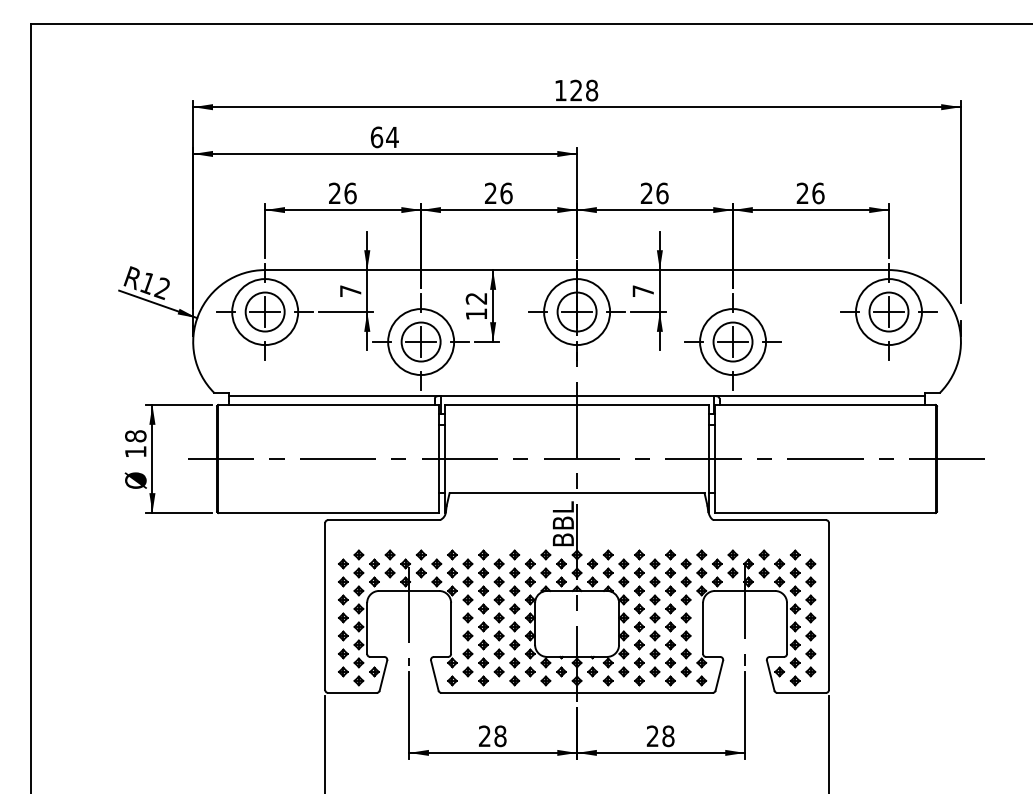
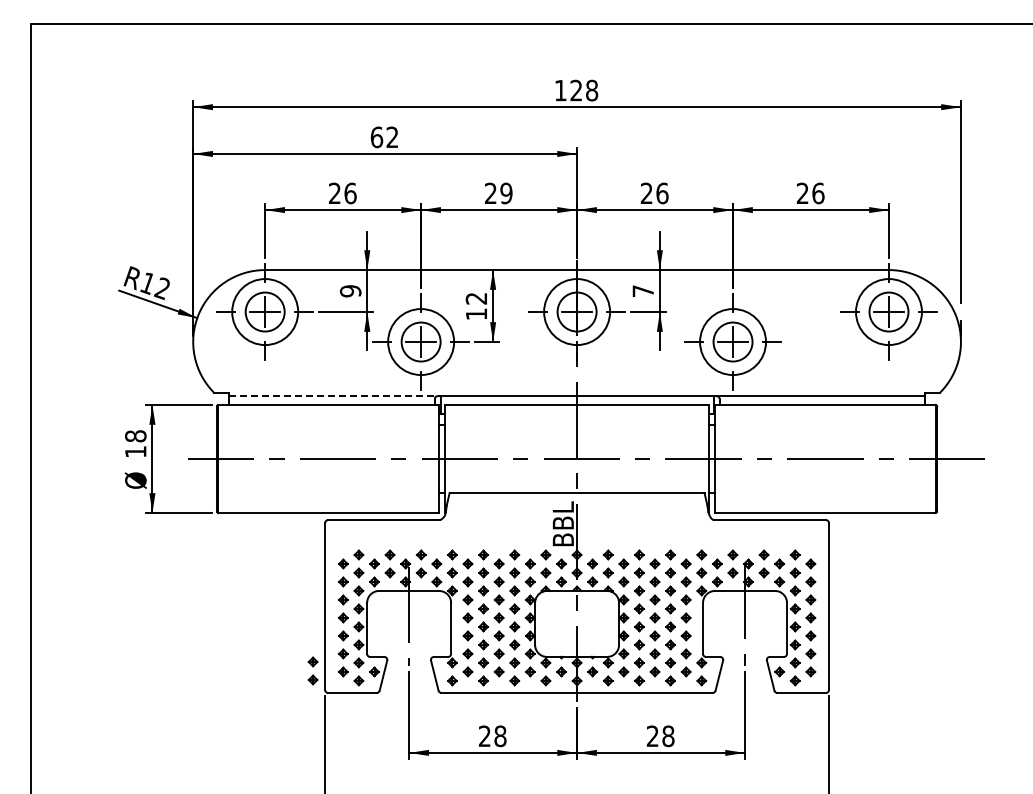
text: 64 -> 62 (392, 136)
text: 26 -> 29 (506, 193)
text: 7 -> 9 (350, 291)
line: solid -> dashed (334, 396)
part: none -> present (312, 670)
